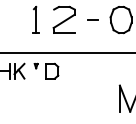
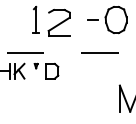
part position: (63, 19) -> (58, 22) (58, 22)
part position: (120, 20) -> (115, 20) (115, 20)
line: solid -> dashed (67, 52)
